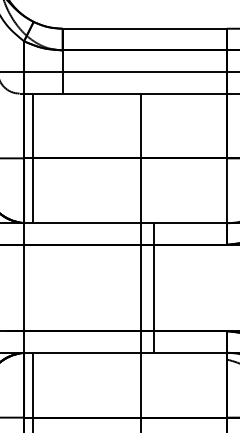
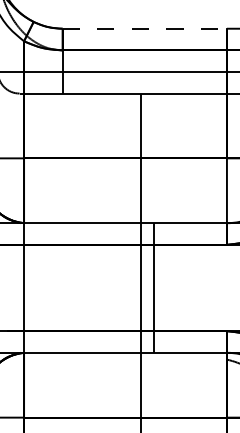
line: solid -> dashed (145, 28)
line: present -> none (32, 158)
line: present -> none (32, 390)
